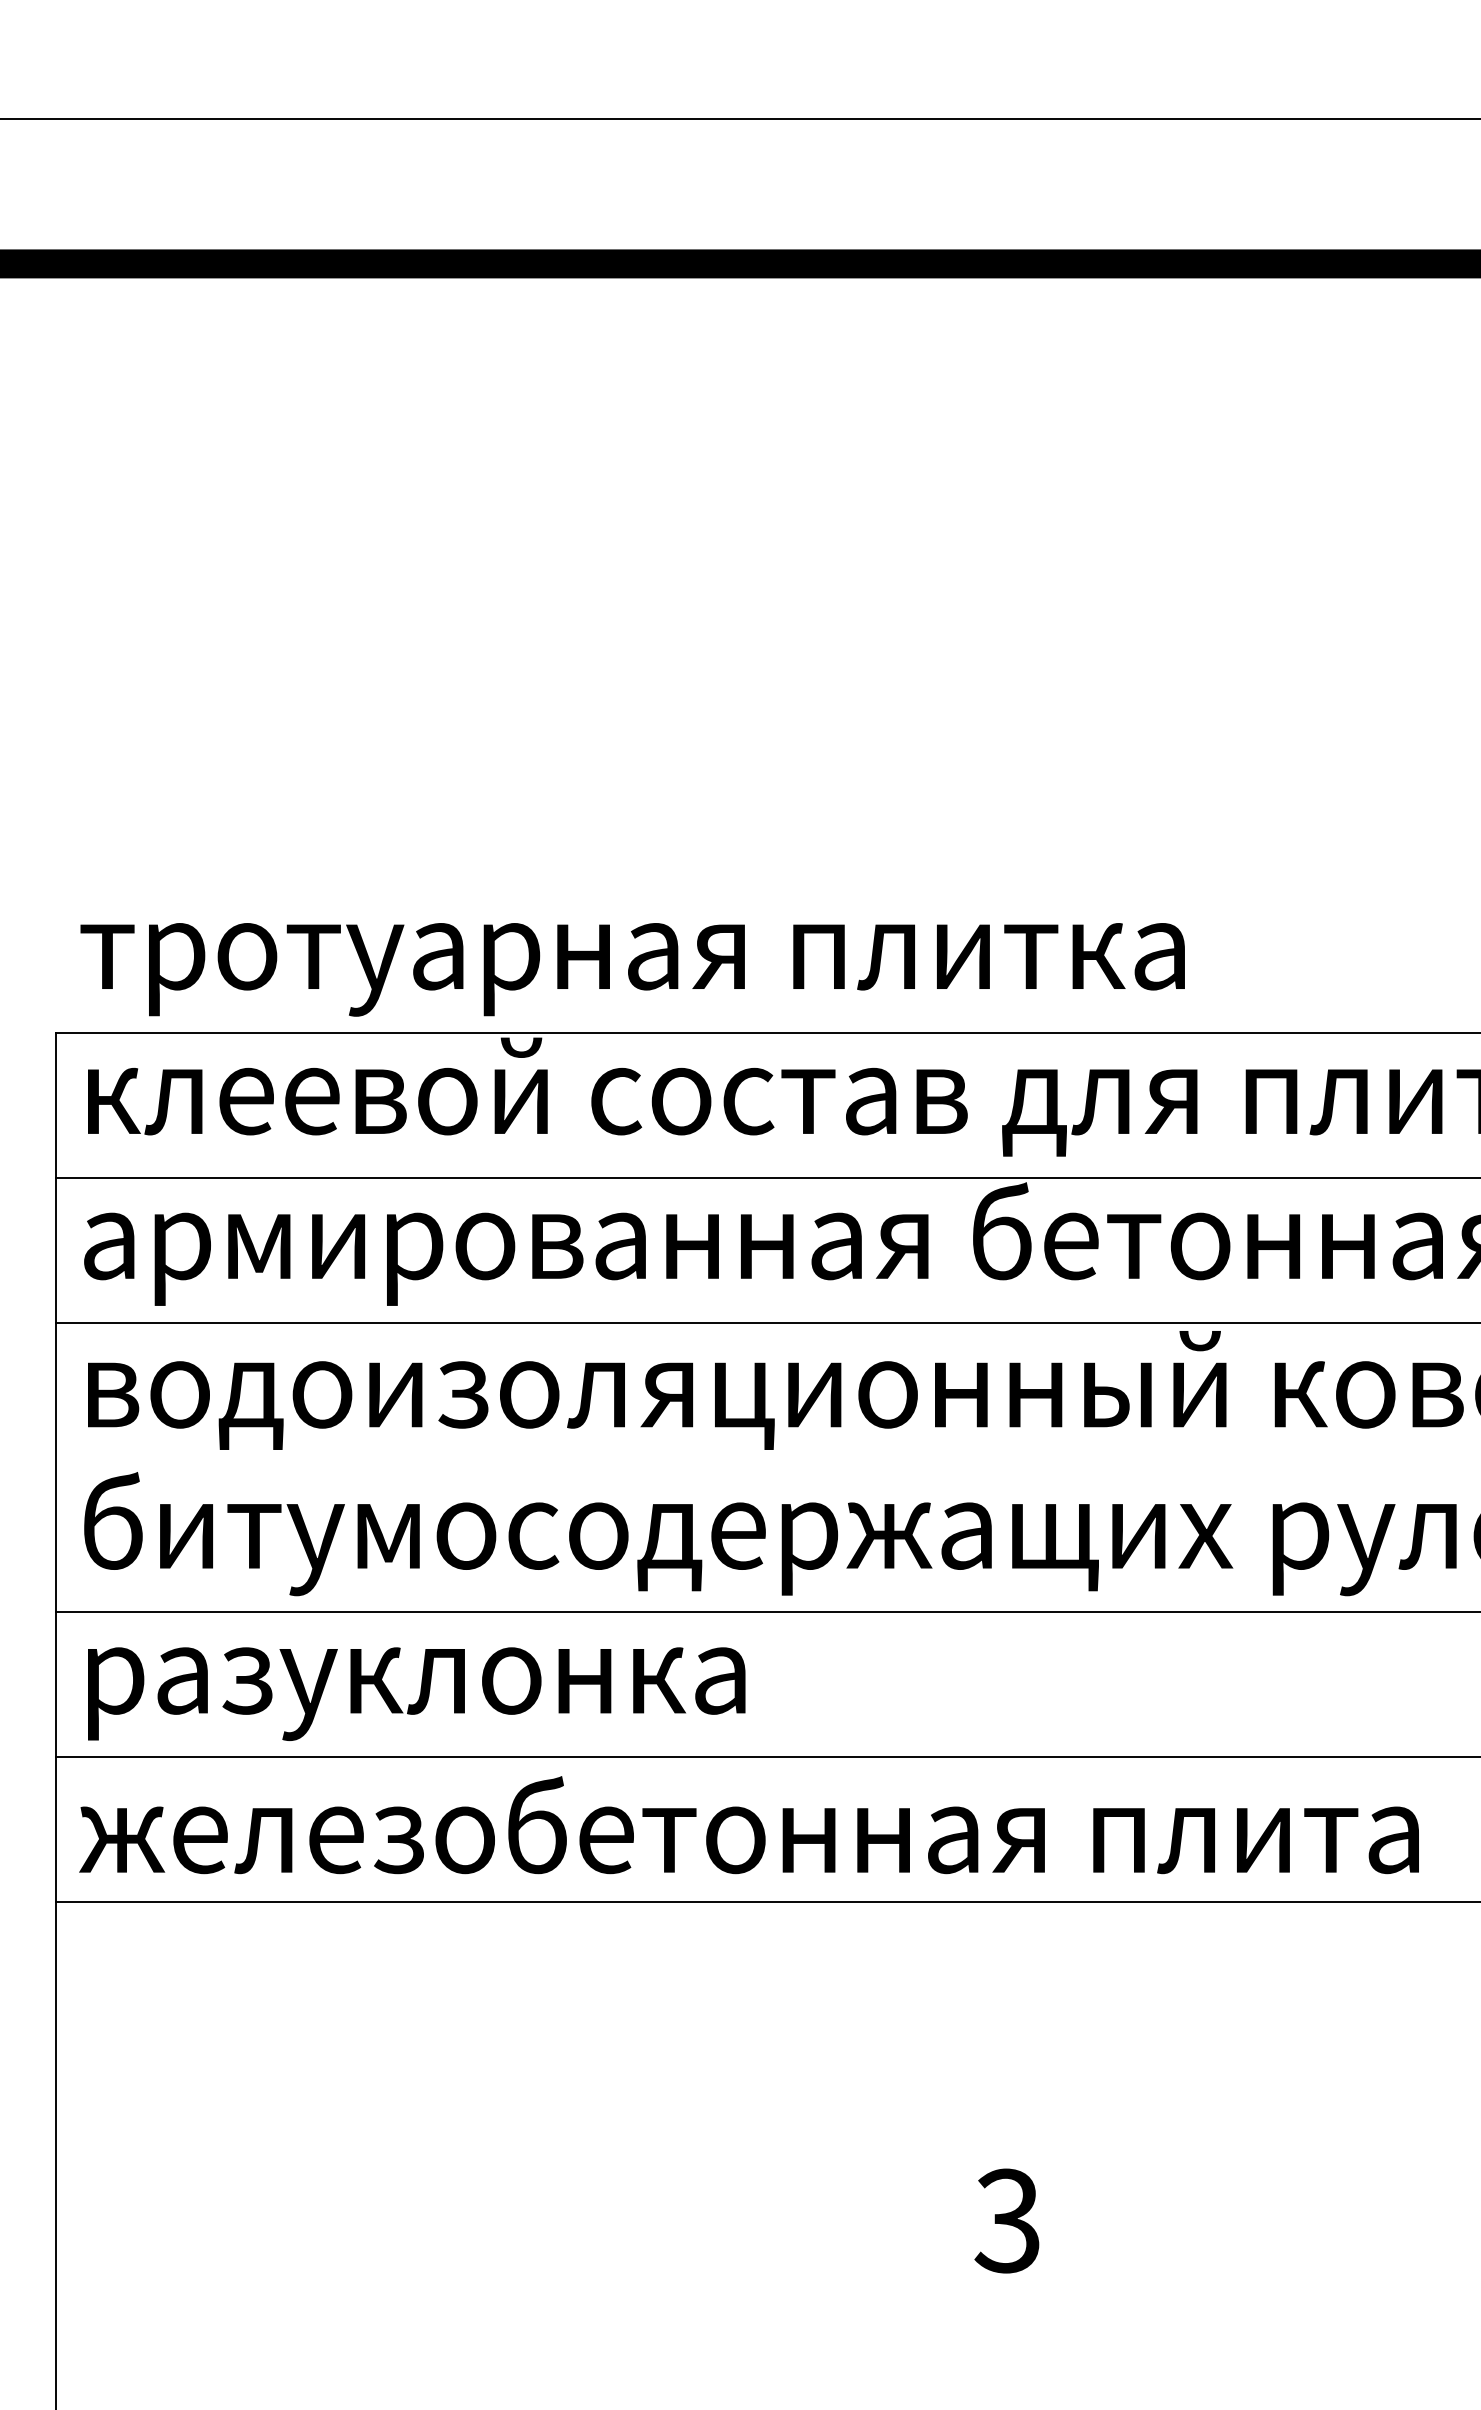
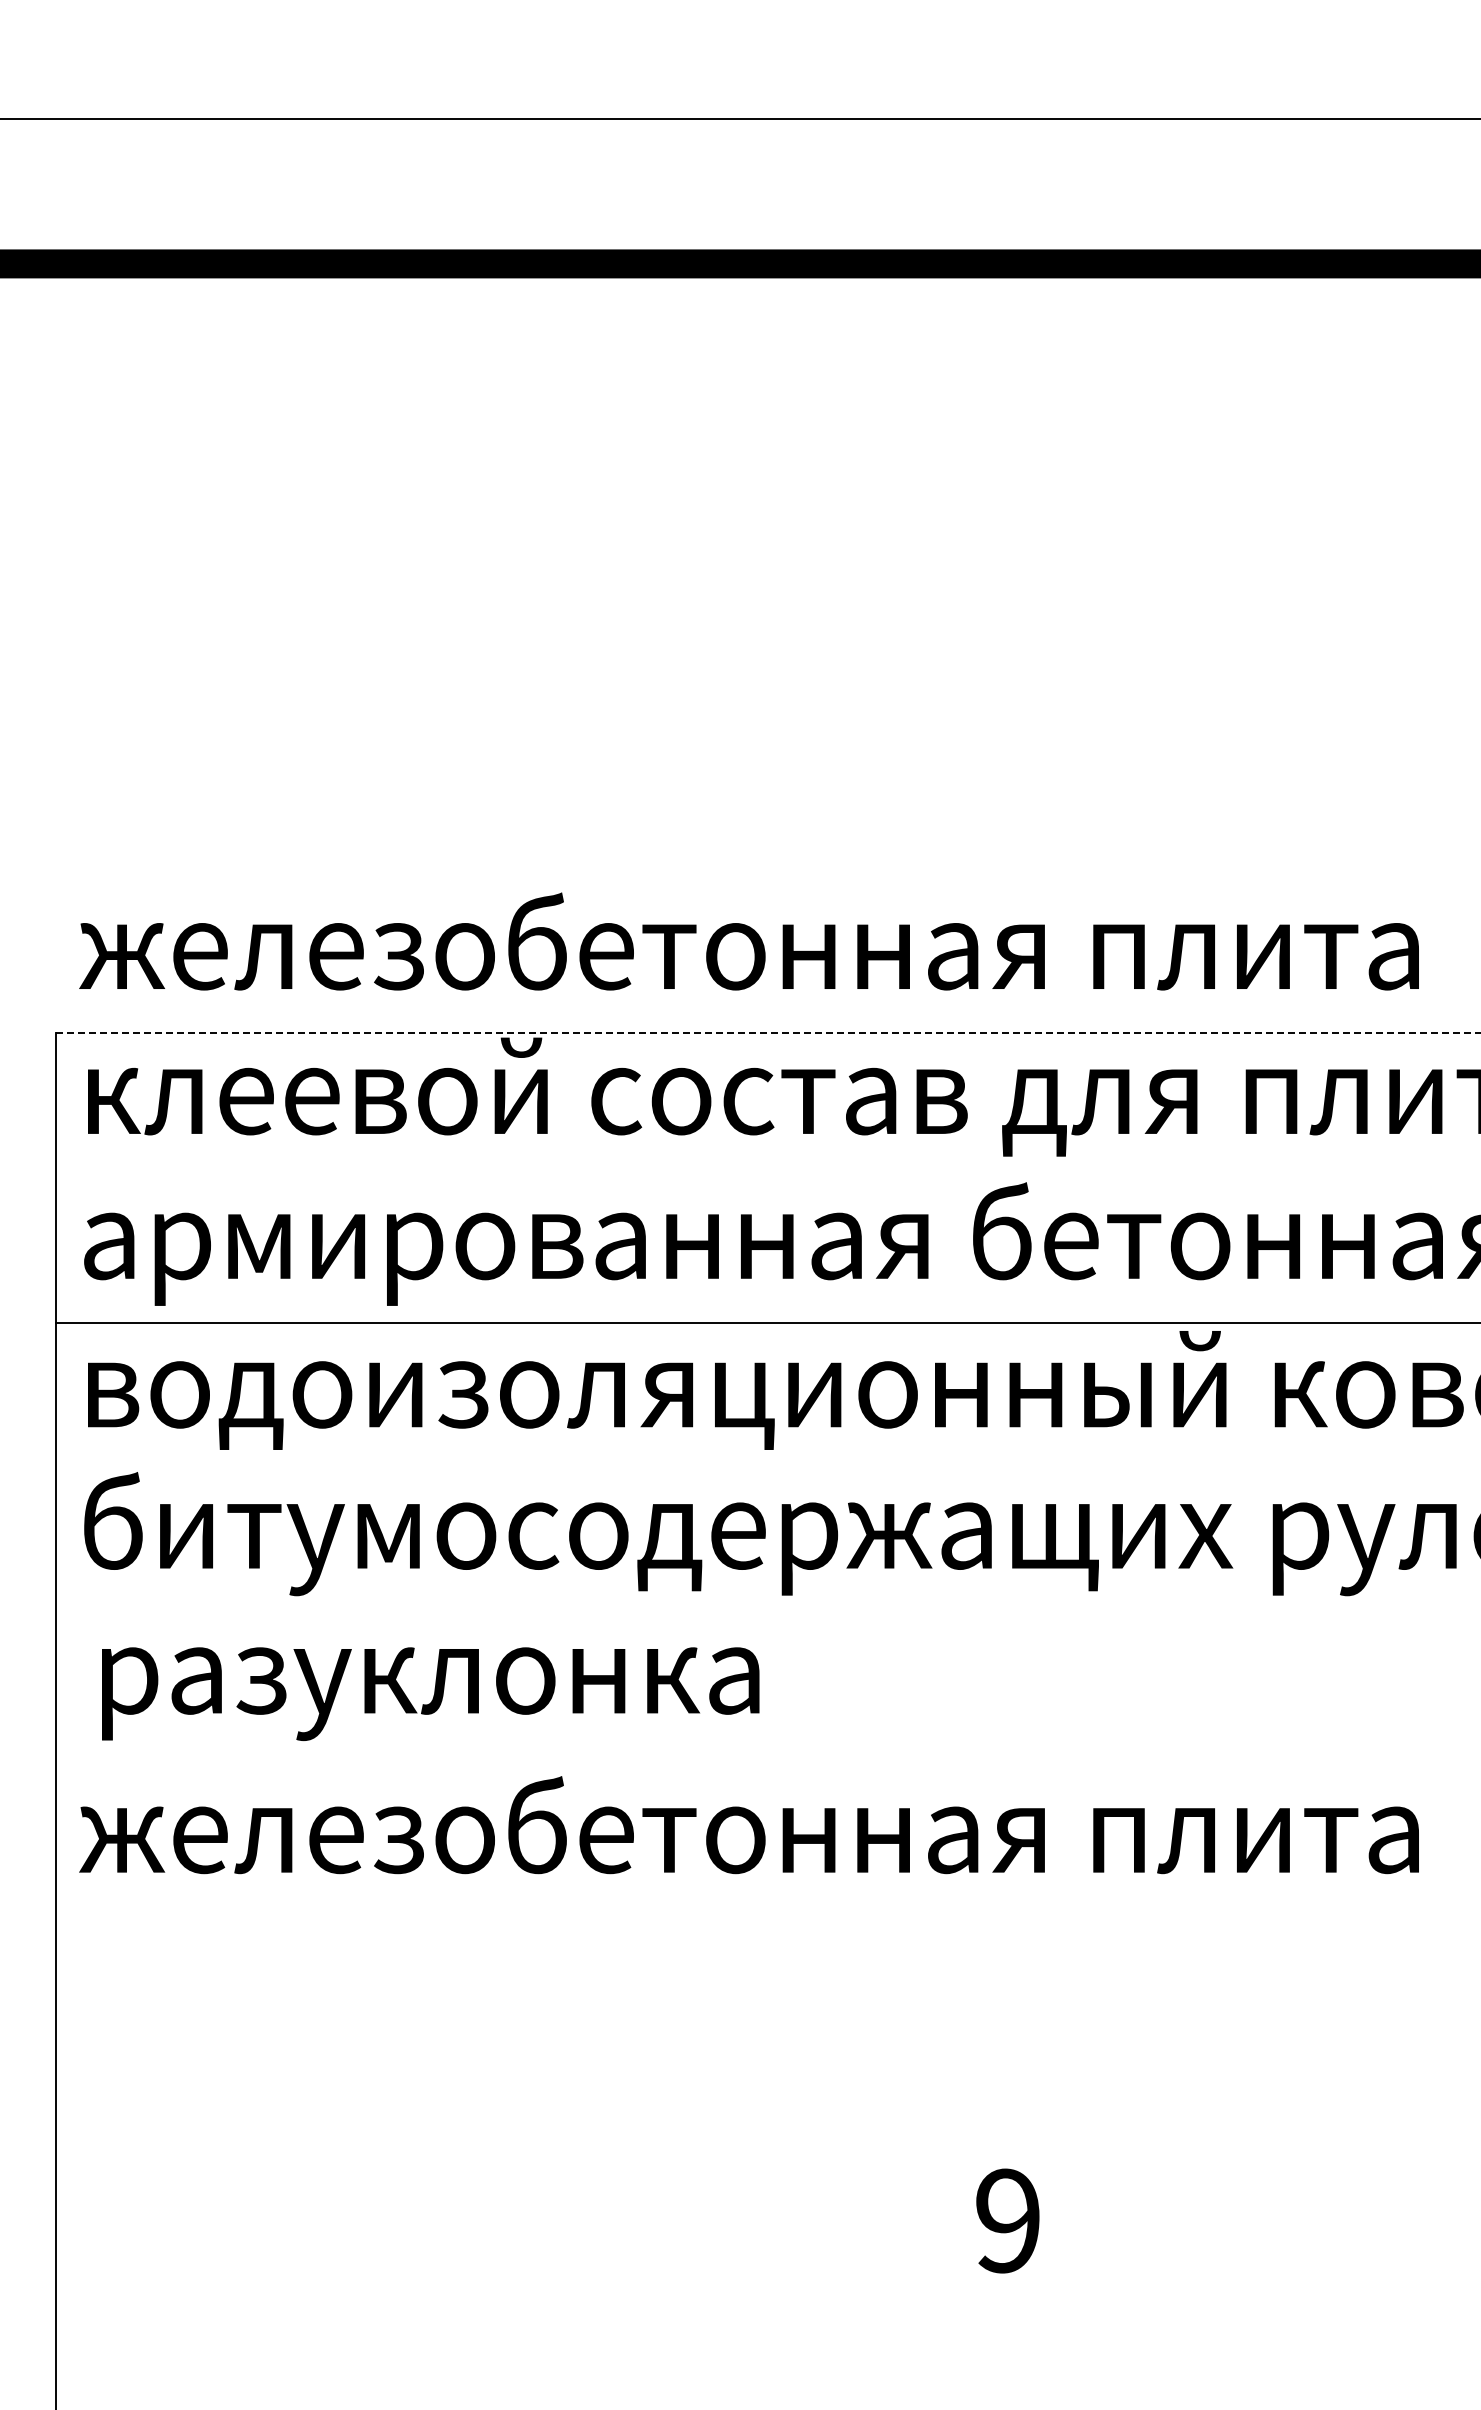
text: тротуарная плитка -> железобетонная плита (748, 954)
line: solid -> dashed (768, 1032)
line: present -> none (766, 1177)
line: present -> none (766, 1612)
text position: (416, 1693) -> (430, 1693) (430, 1693)
line: present -> none (766, 1757)
line: present -> none (766, 1902)
text: 3 -> 9 (1006, 2220)
